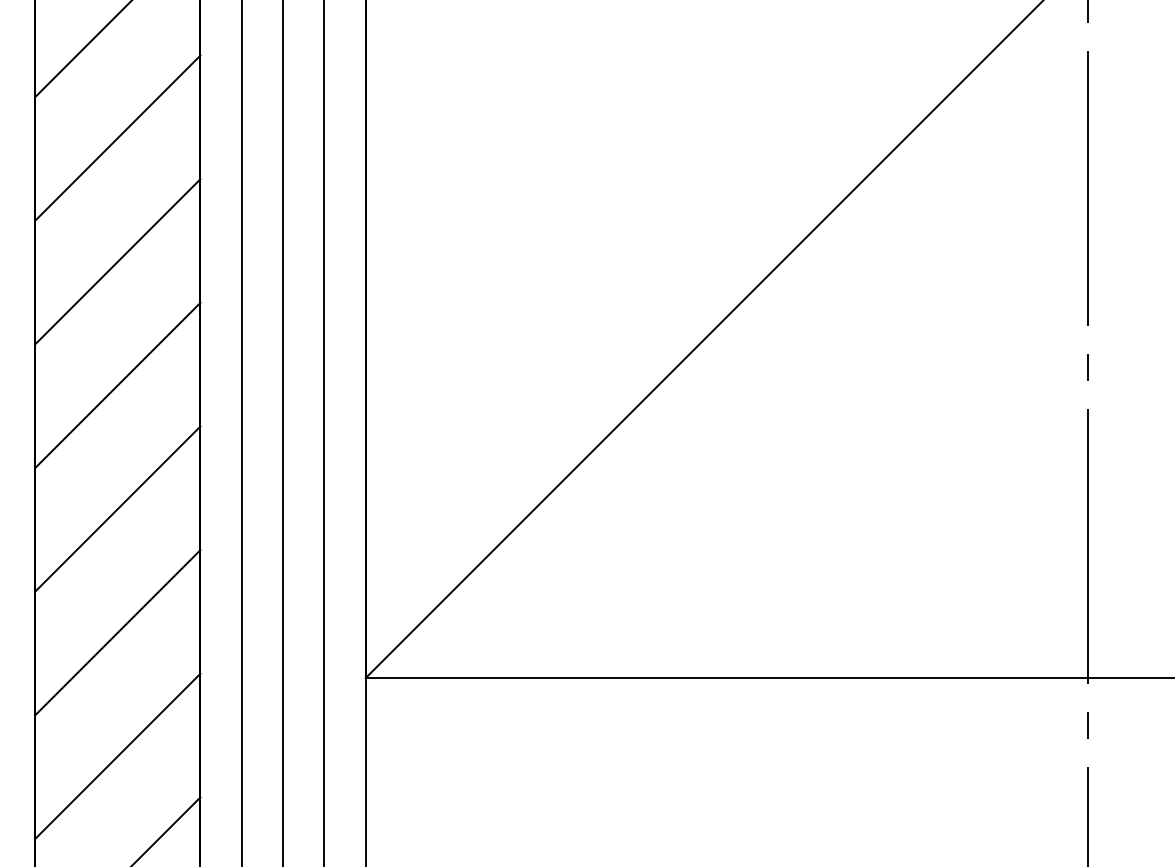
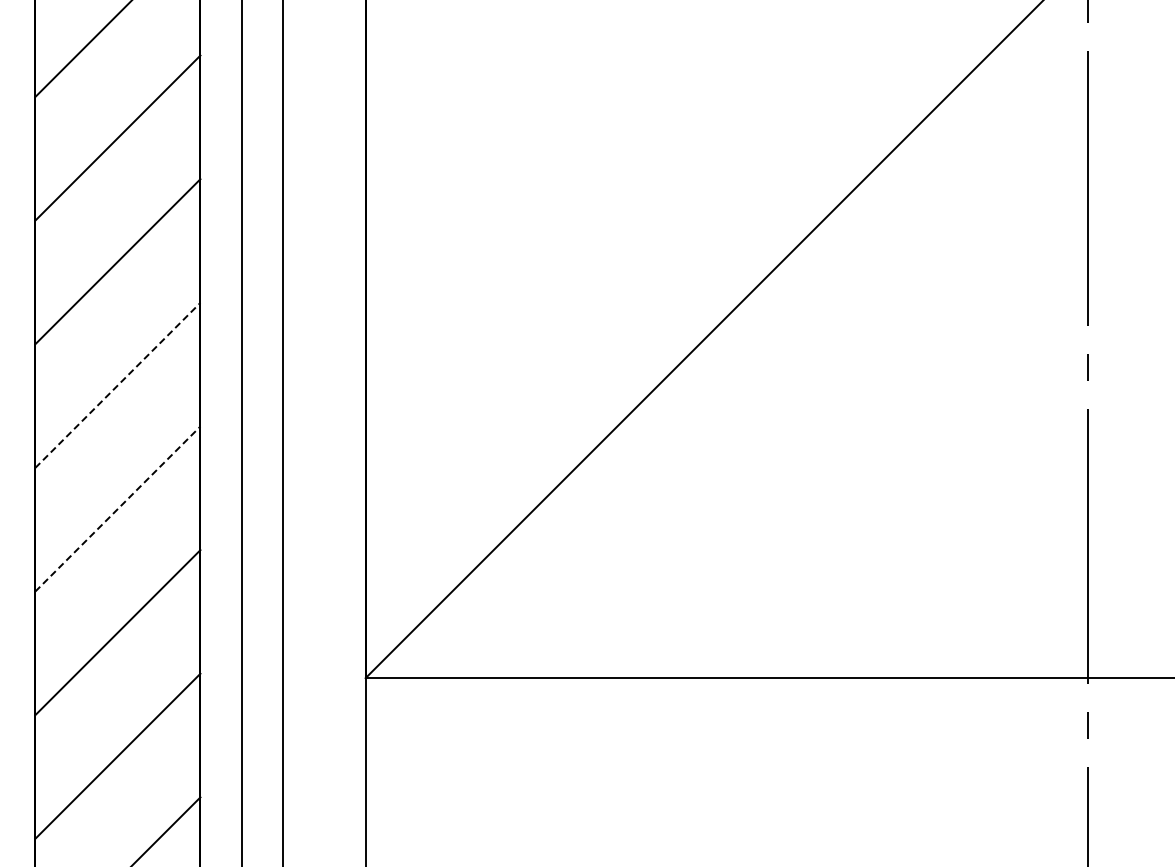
line: solid -> dashed (117, 385)
line: present -> none (324, 432)
line: solid -> dashed (117, 509)
